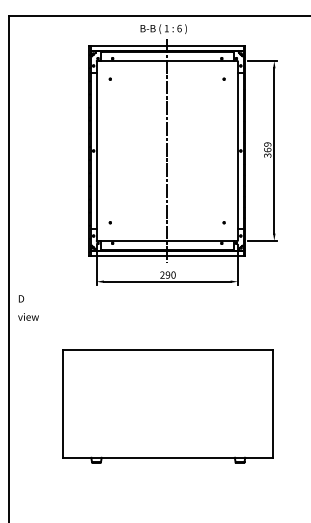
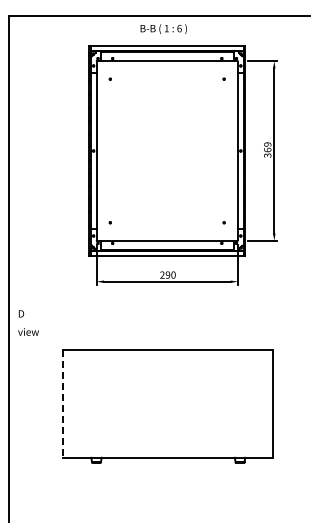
line: present -> none (167, 150)
text position: (28, 307) -> (28, 322) (28, 322)
line: solid -> dashed (63, 403)
